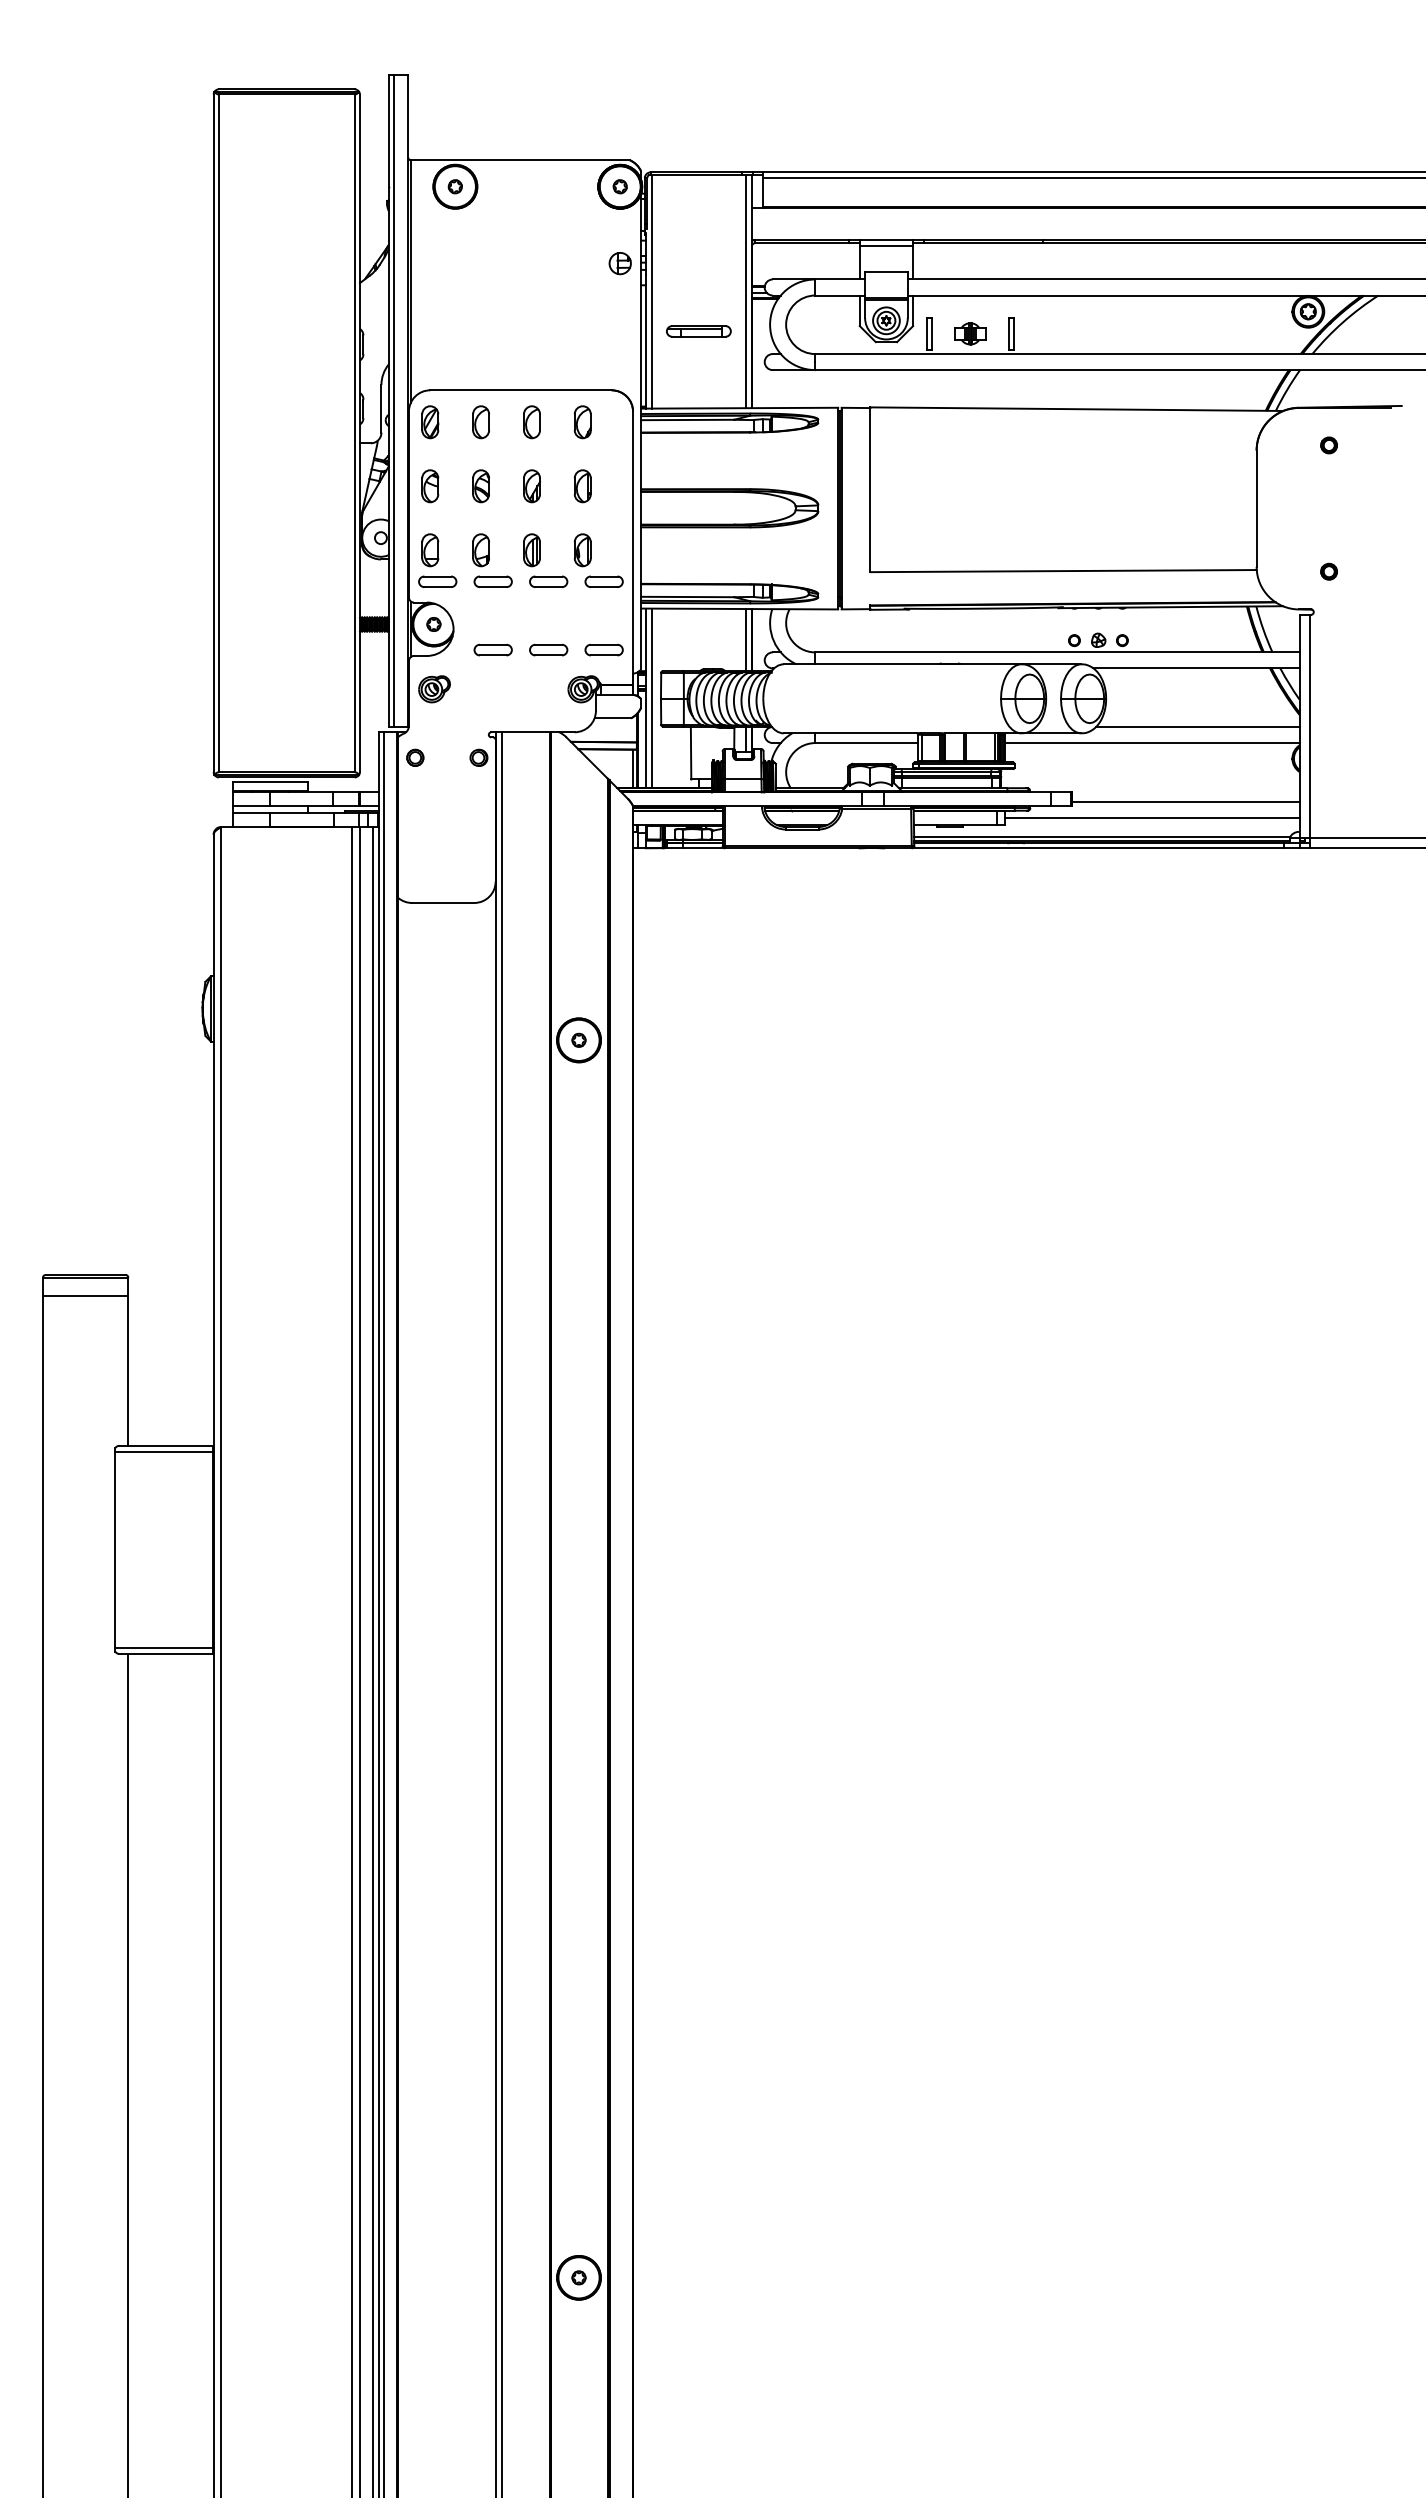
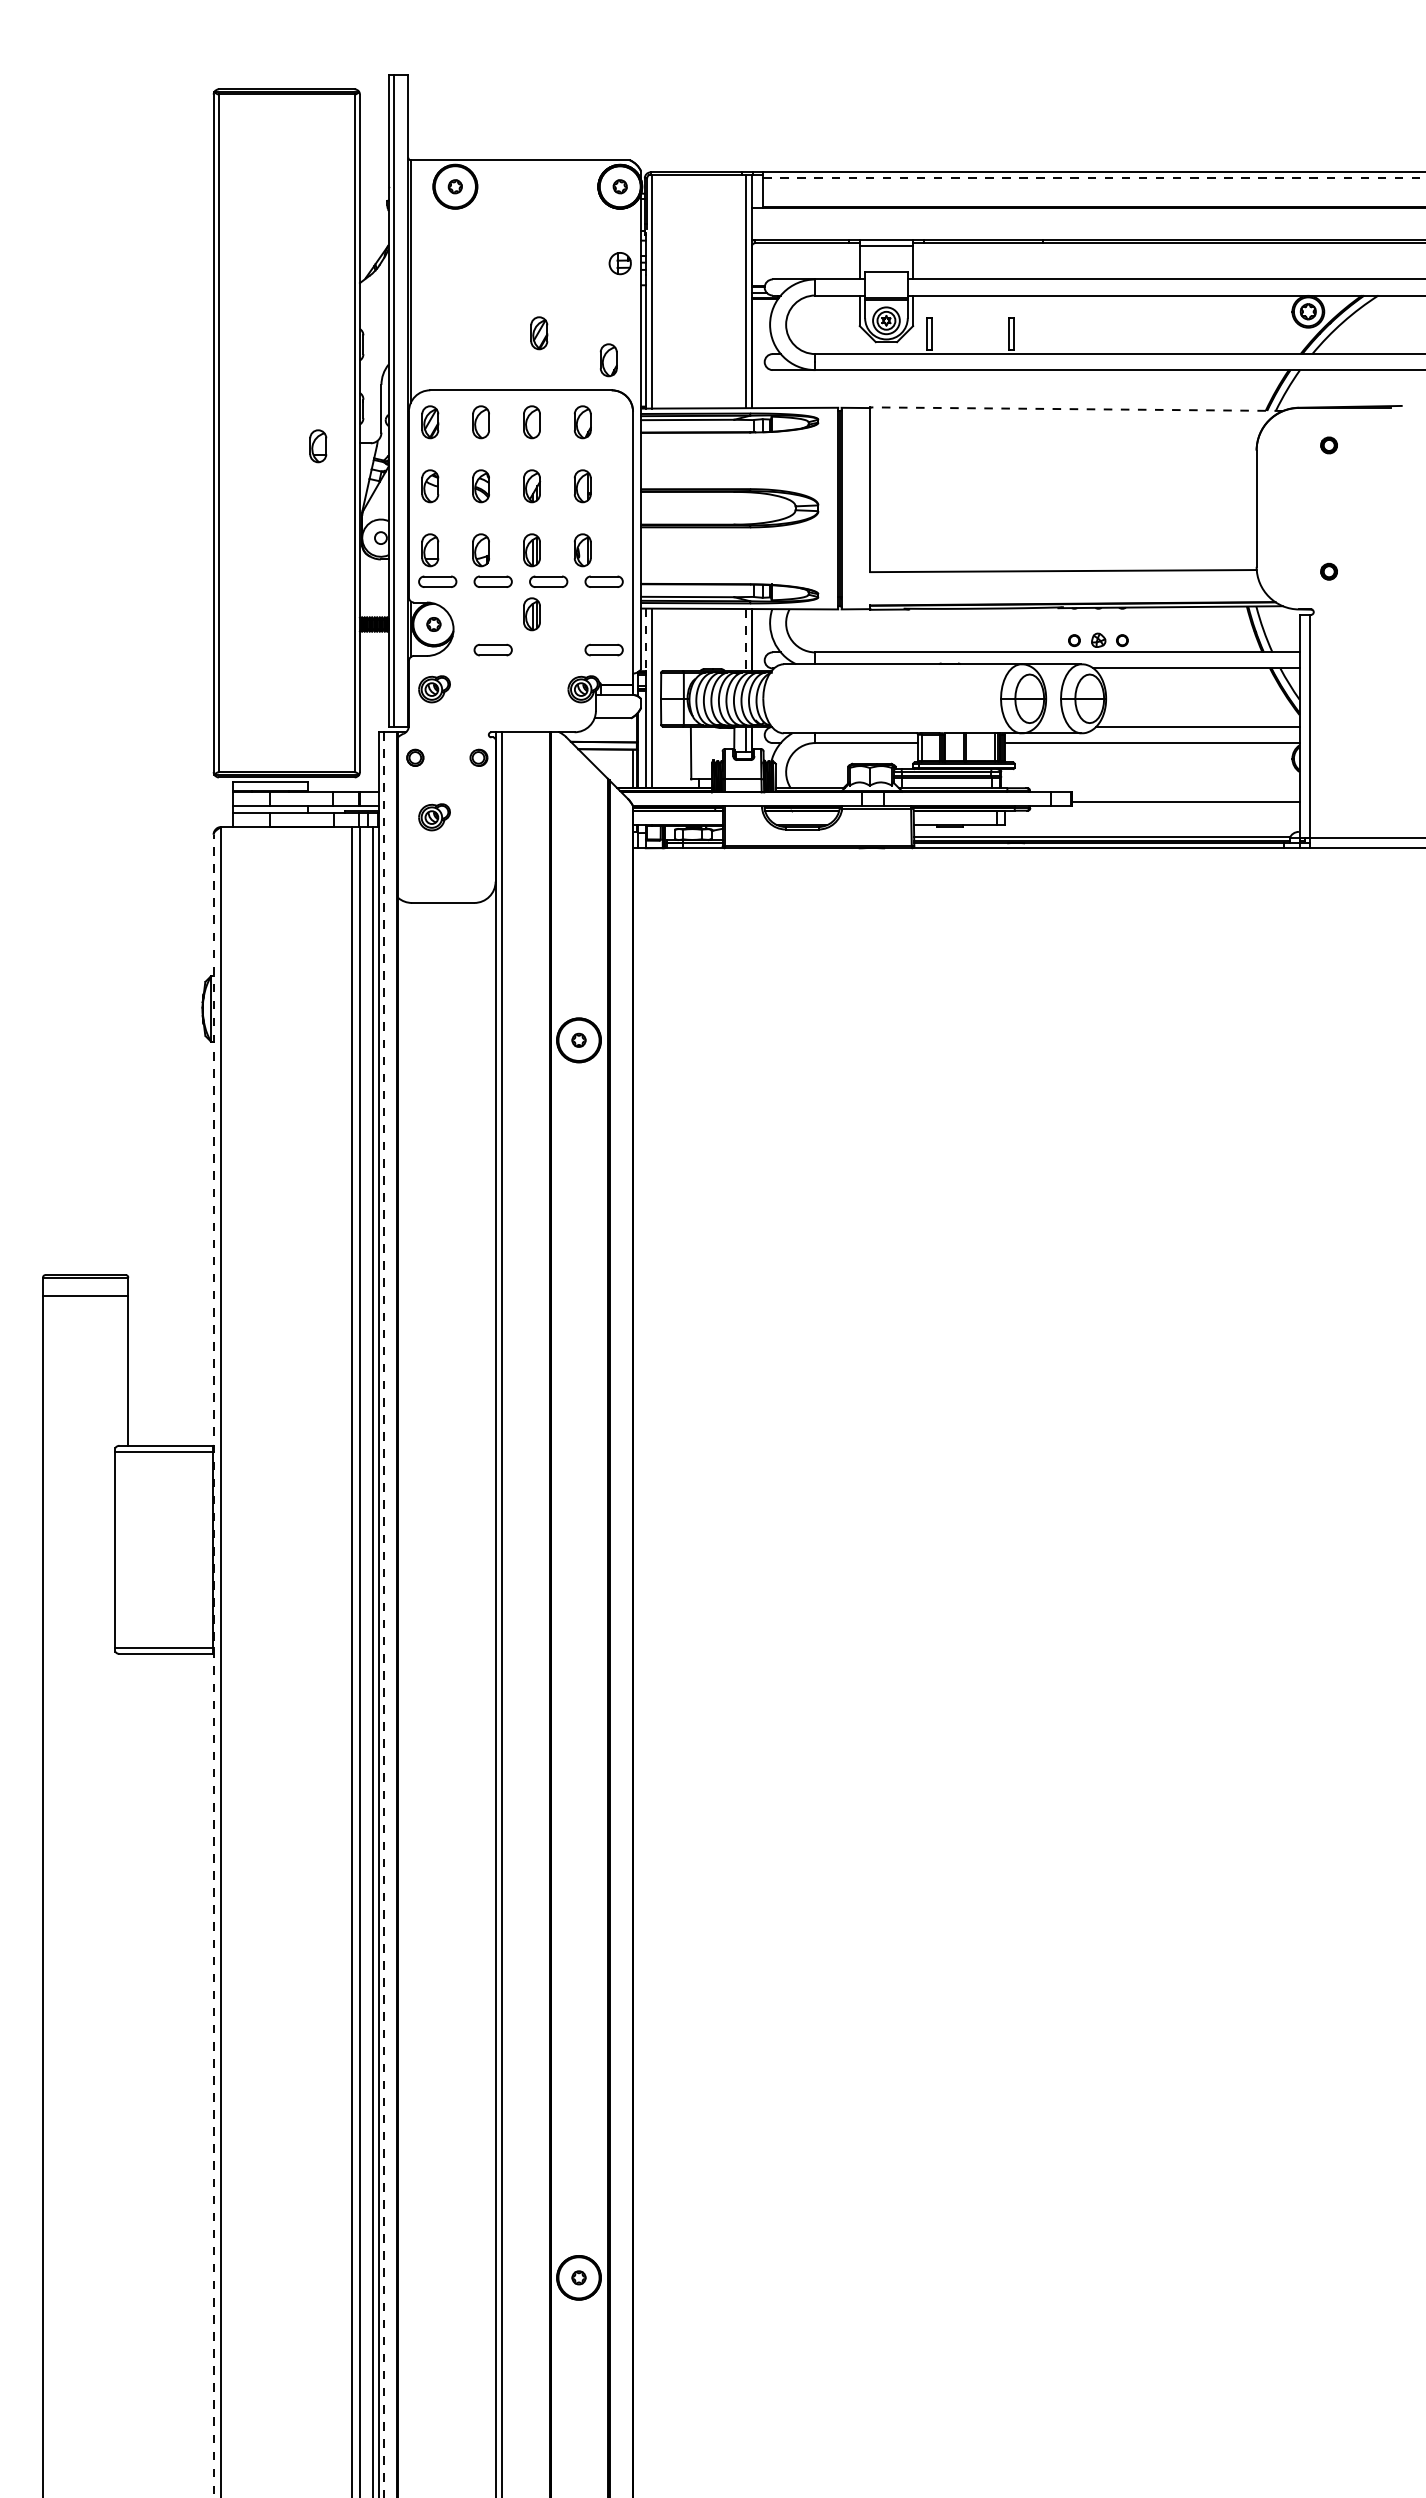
line: solid -> dashed (1094, 178)
part: present -> none (698, 331)
part: none -> present (539, 333)
part: present -> none (970, 333)
part: none -> present (608, 360)
line: solid -> dashed (1076, 409)
part: none -> present (318, 446)
part: none -> present (531, 614)
line: solid -> dashed (645, 640)
line: solid -> dashed (745, 640)
part: present -> none (548, 649)
part: none -> present (434, 817)
line: present -> none (1152, 817)
line: solid -> dashed (383, 1615)
line: solid -> dashed (213, 1665)
line: present -> none (128, 2074)
